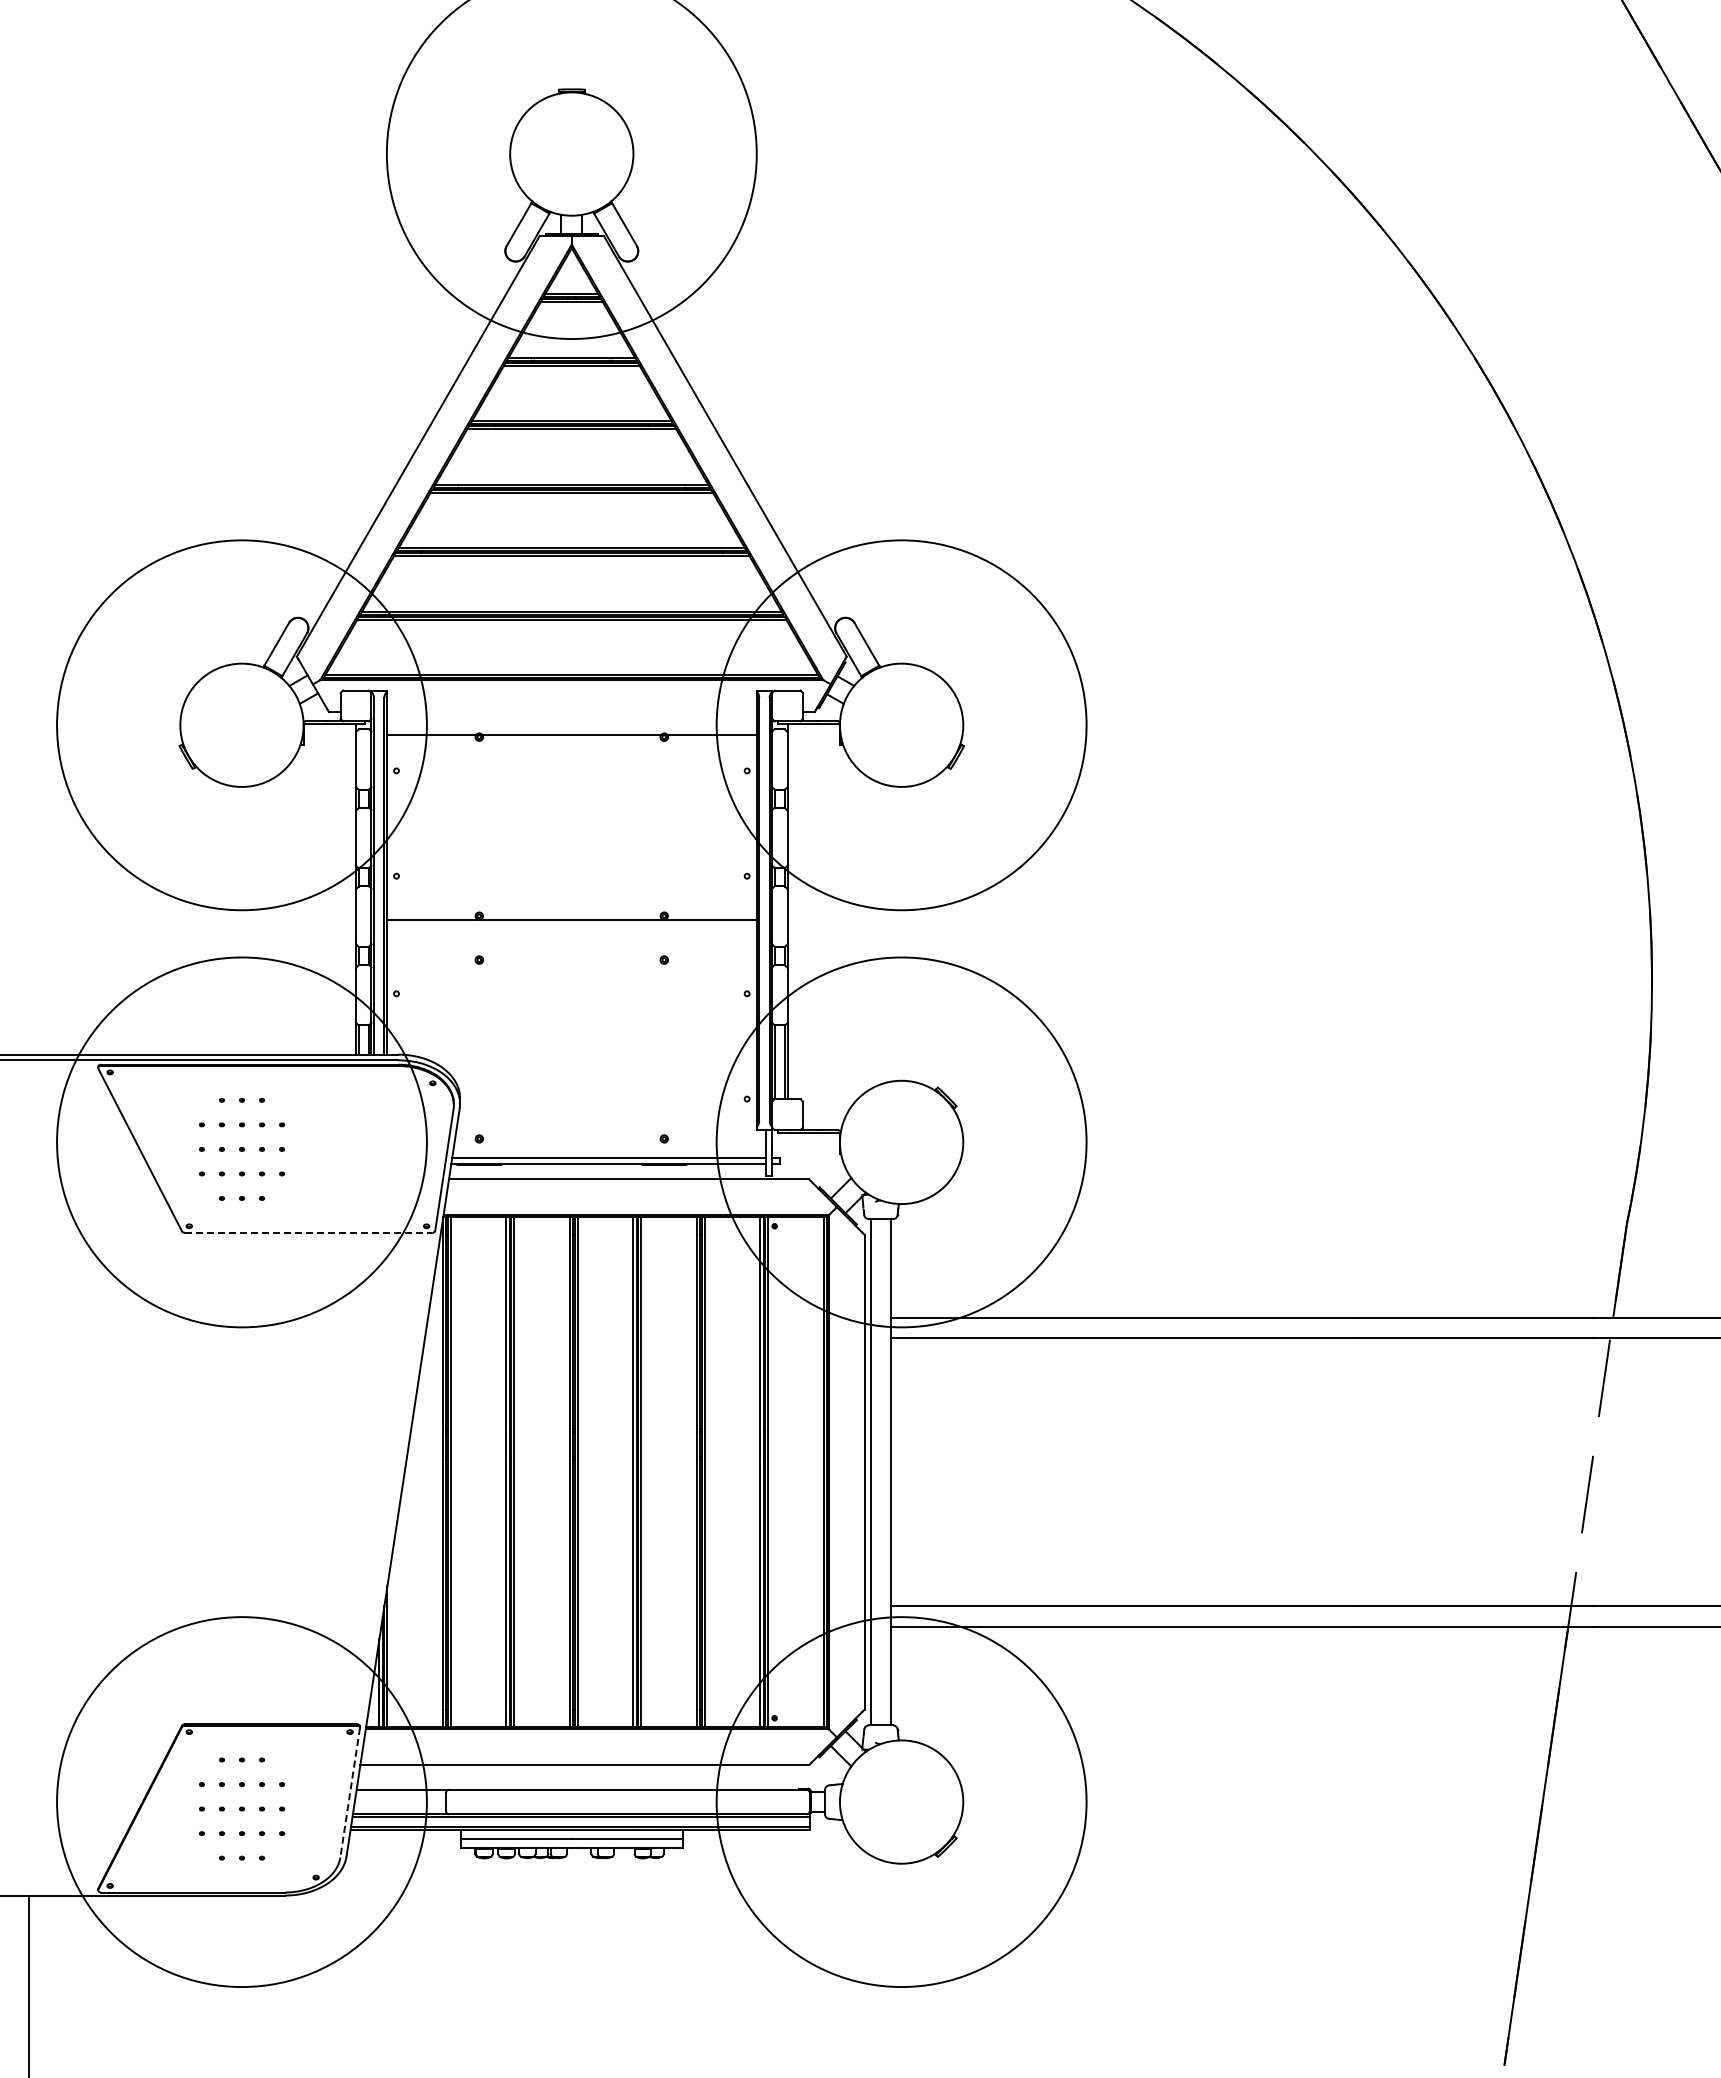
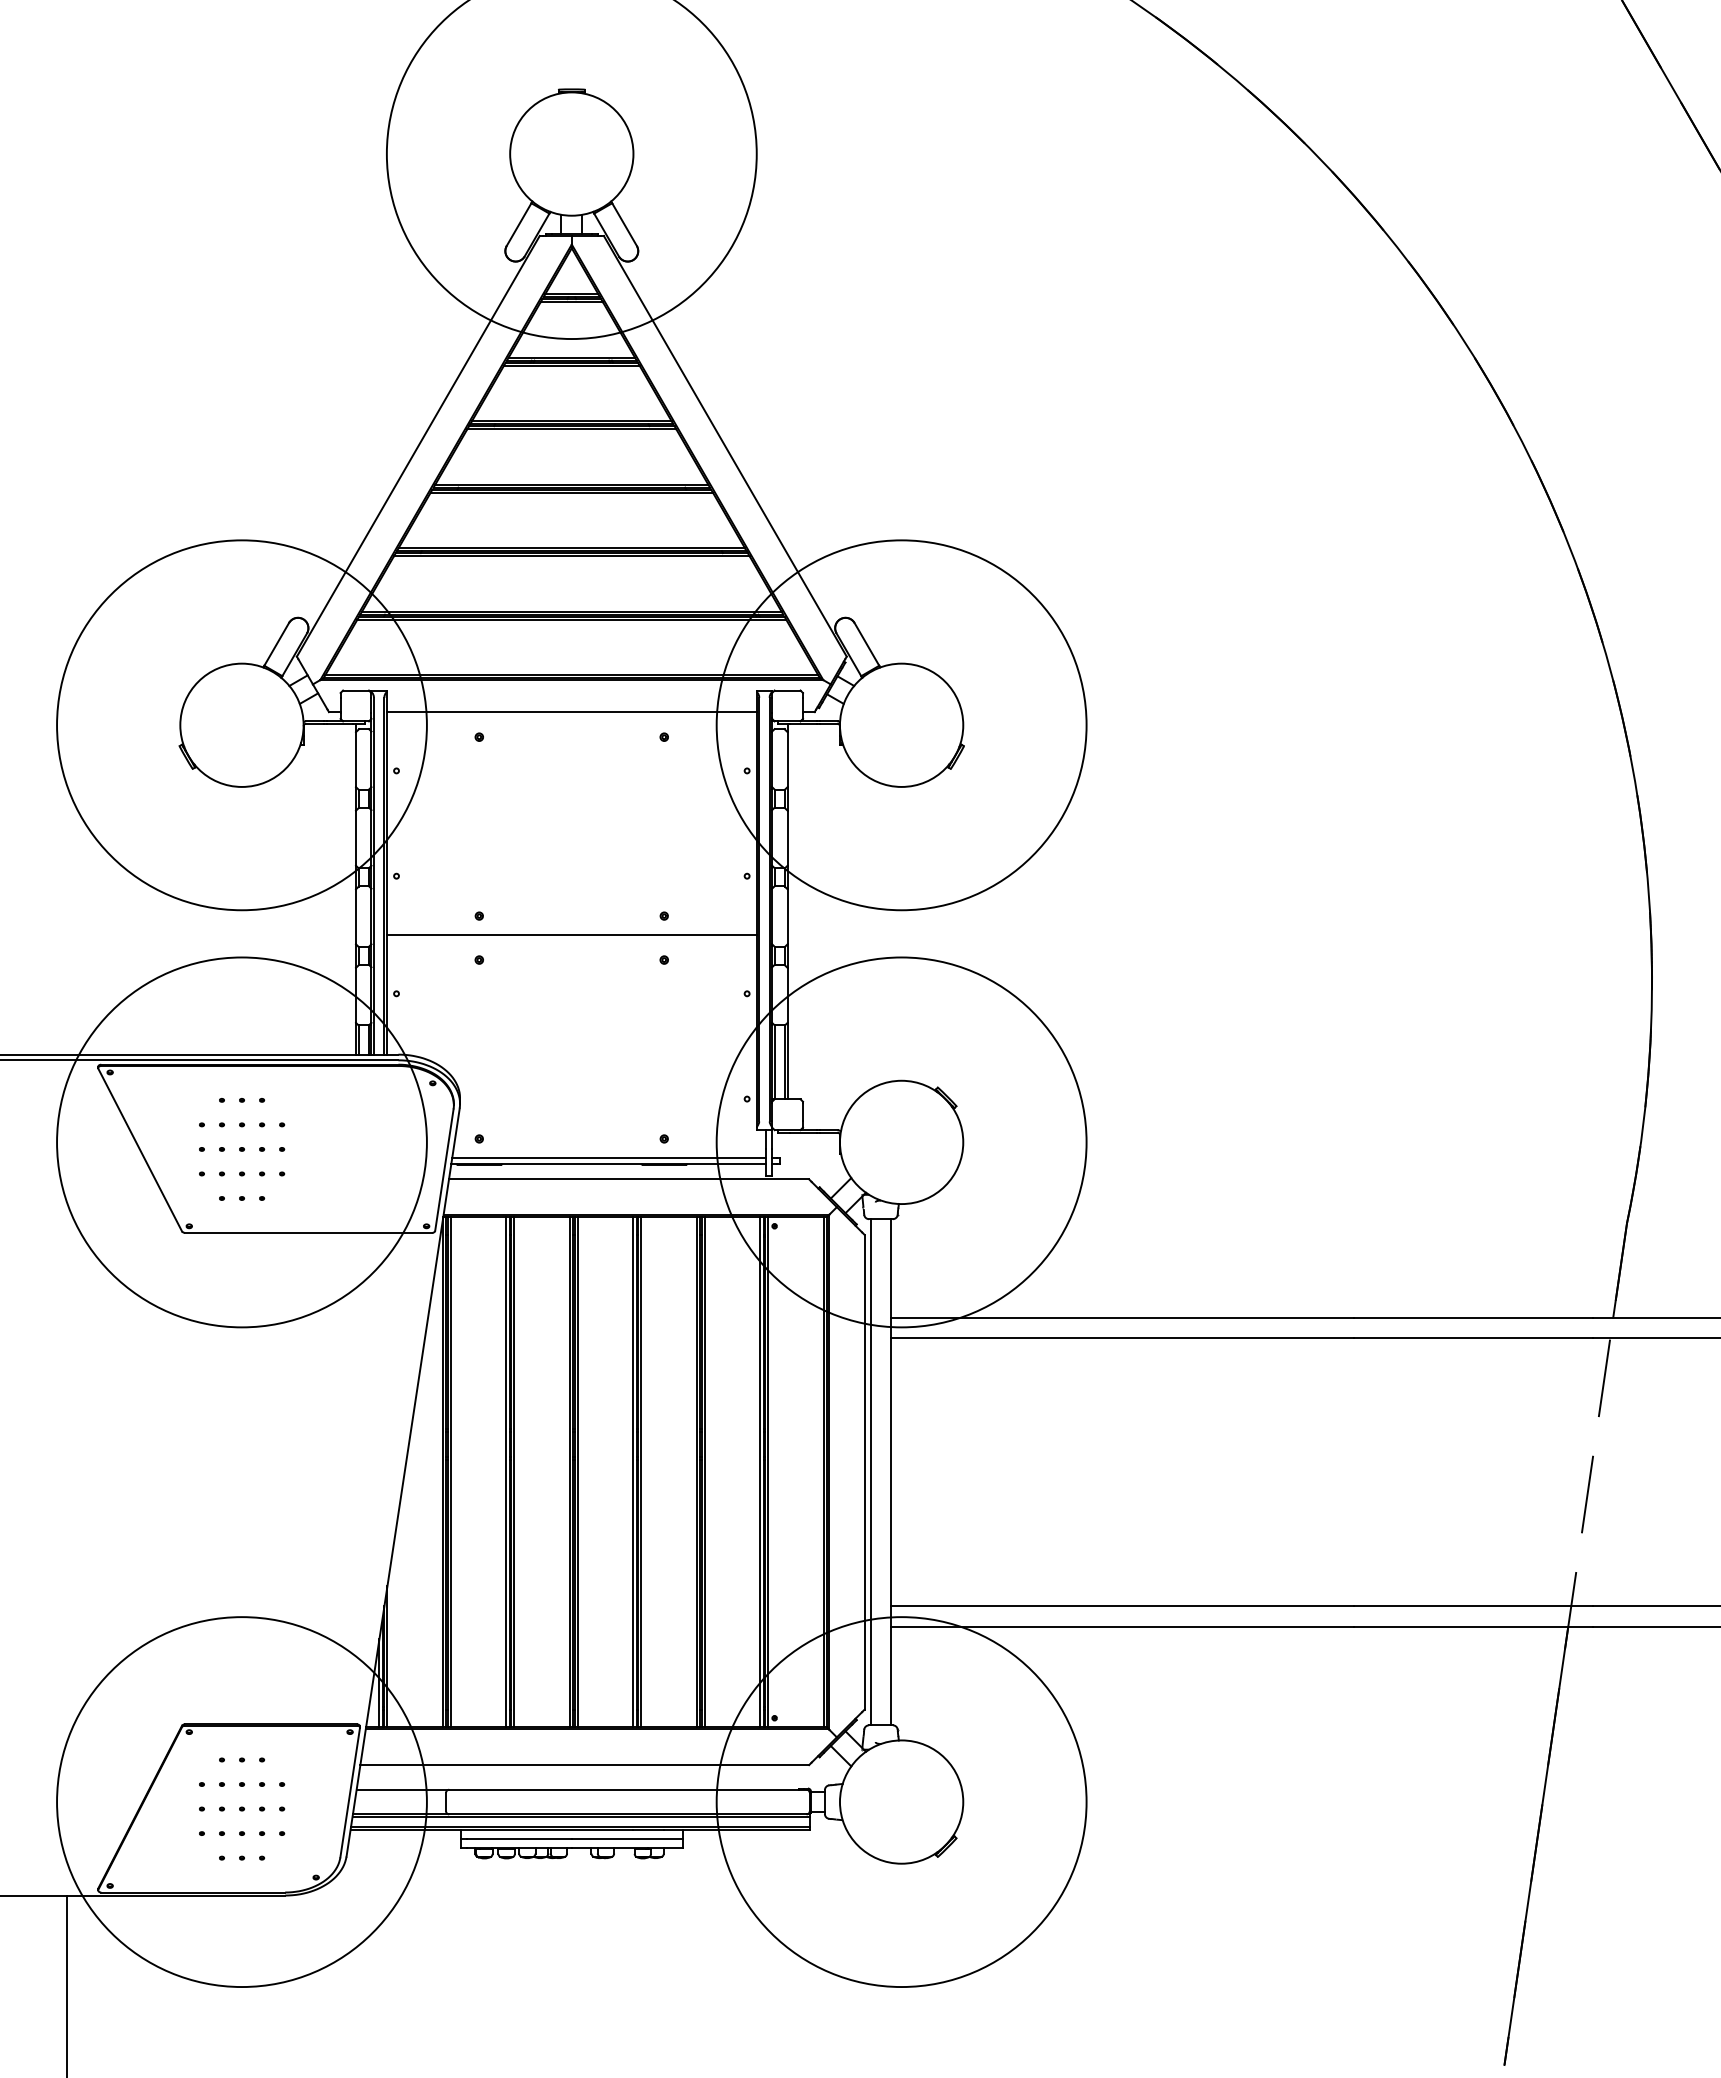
line position: (571, 735) -> (571, 712) (571, 712)
line position: (571, 919) -> (571, 934) (571, 934)
line: dashed -> solid (308, 1232)
line: dashed -> solid (350, 1793)
line position: (28, 1984) -> (66, 1984) (66, 1984)
